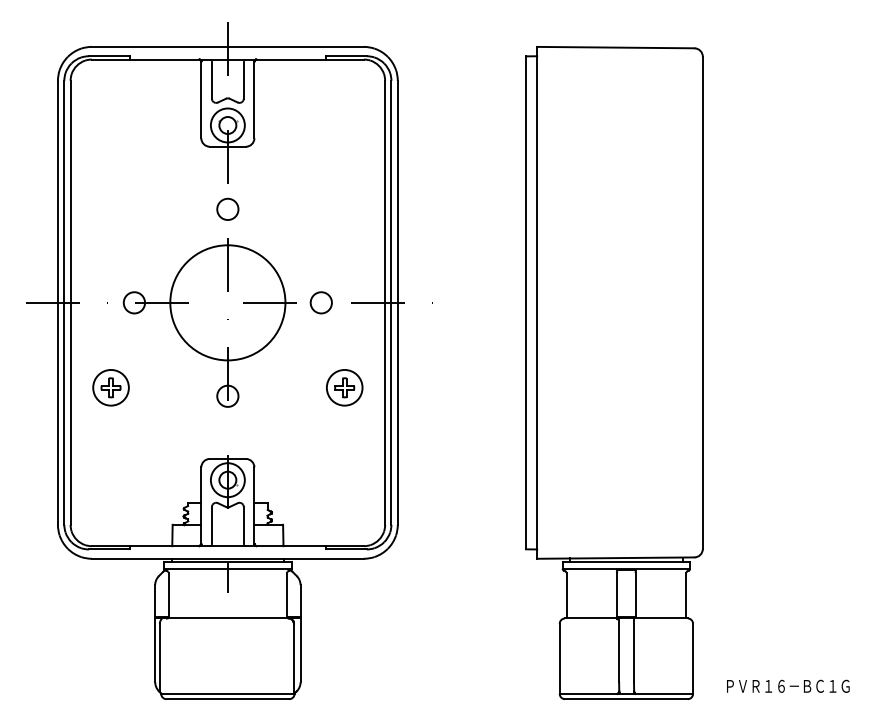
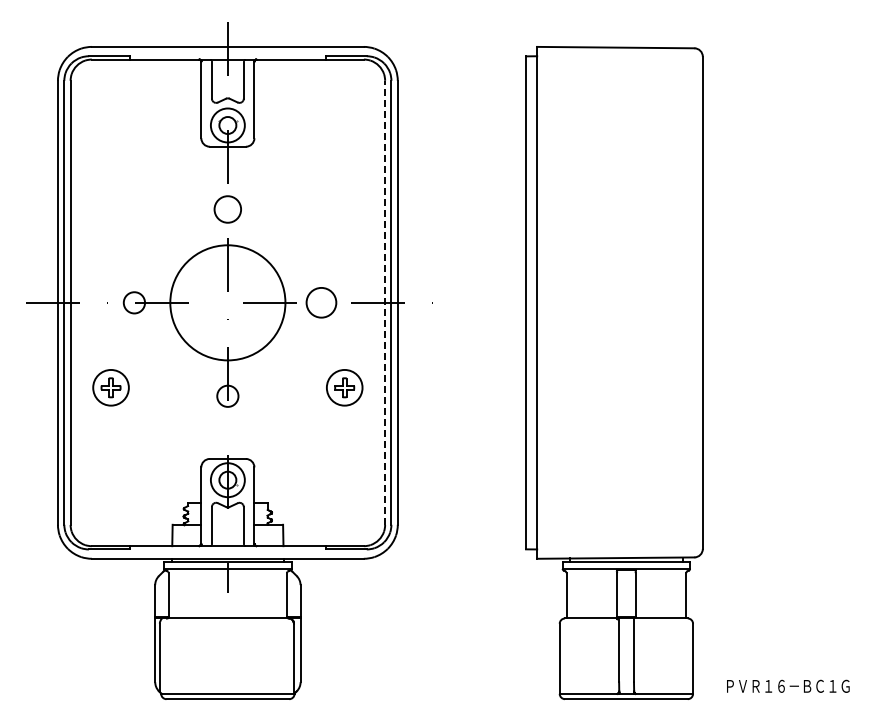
circle size: 24x24 px -> 29x29 px (227, 209)
circle size: 24x24 px -> 33x32 px (321, 302)
line: solid -> dashed (385, 302)
